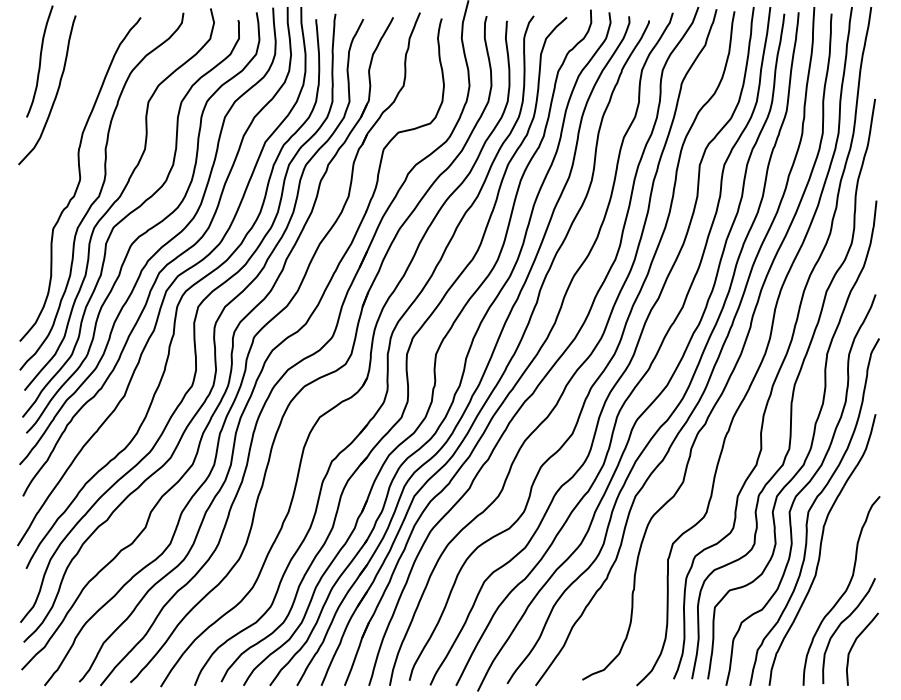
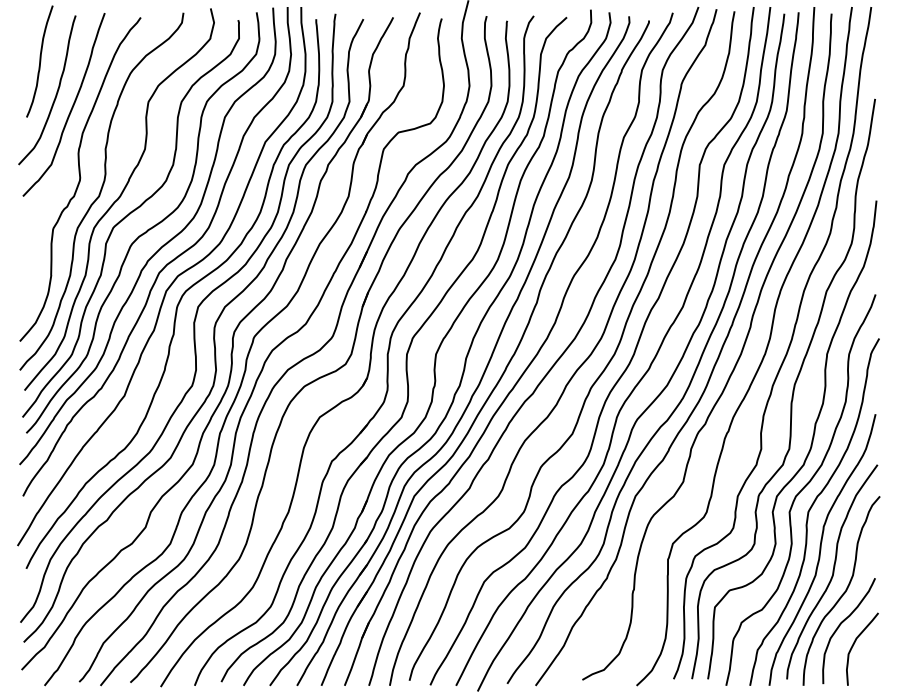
curve: none -> present (71, 107)
curve: none -> present (832, 571)
